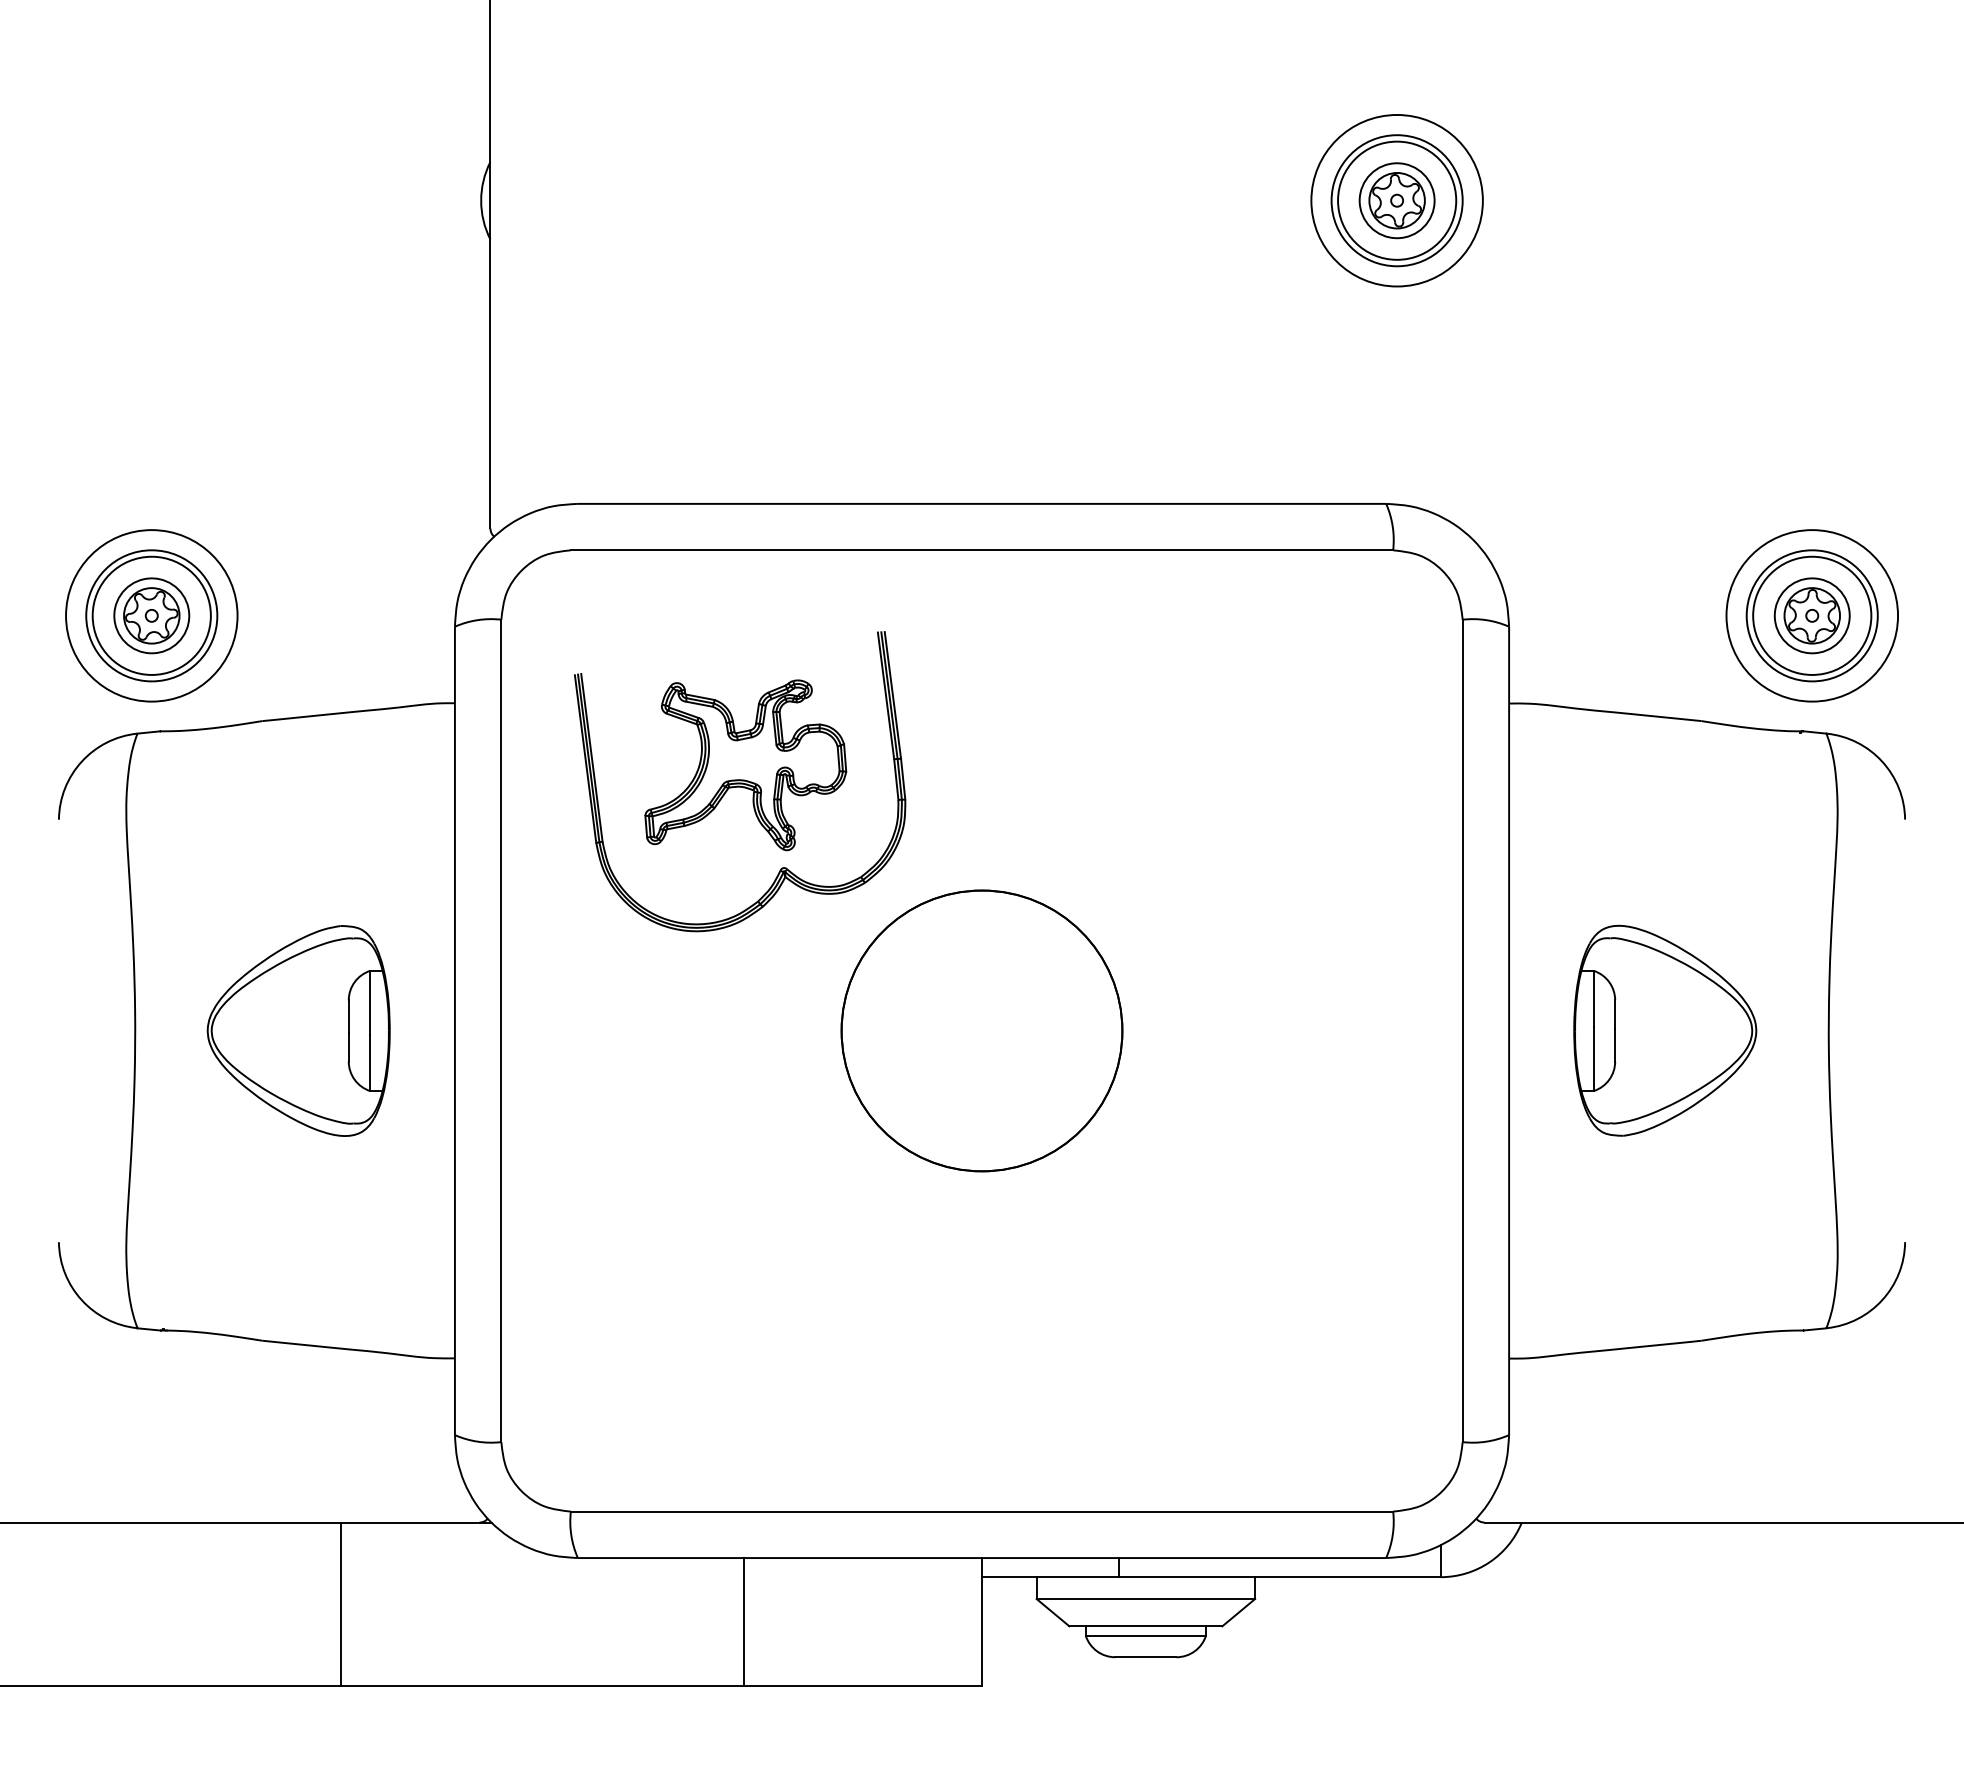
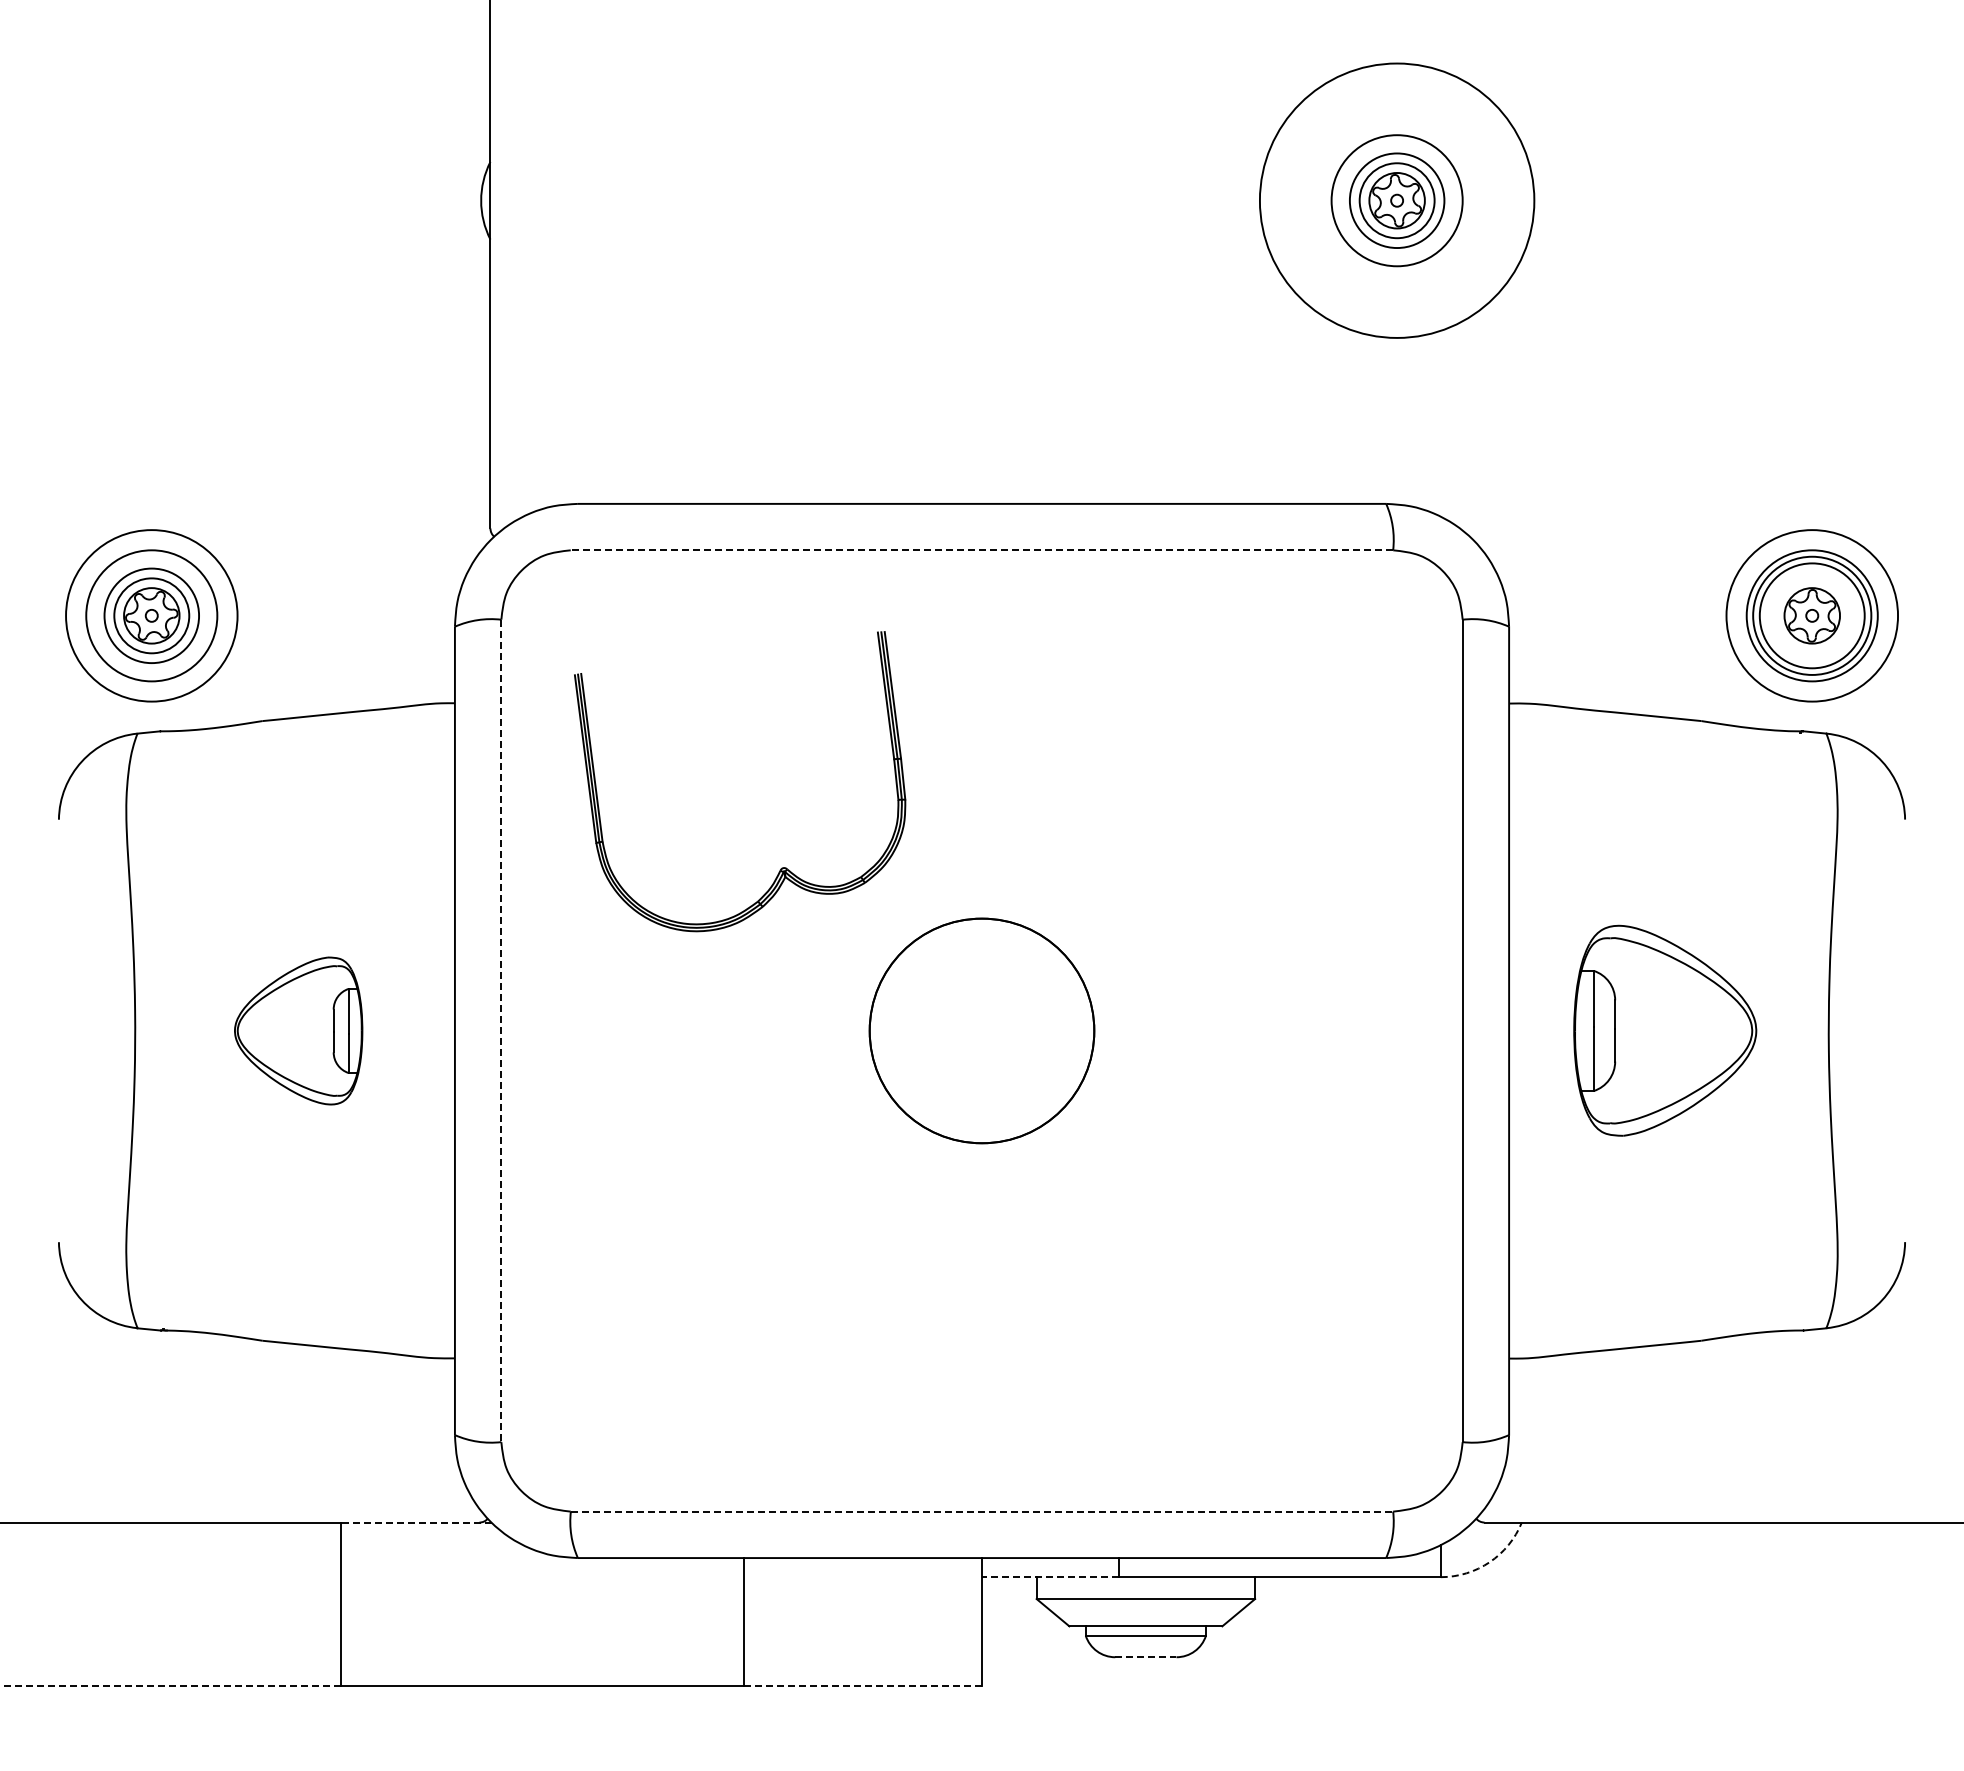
circle diameter: 172 px -> 274 px (1396, 200)
circle diameter: 118 px -> 95 px (1396, 200)
line: solid -> dashed (981, 550)
circle diameter: 118 px -> 95 px (151, 615)
circle diameter: 75 px -> 105 px (1811, 615)
part: present -> none (745, 765)
part size: 185x212 px -> 130x150 px (298, 1030)
part size: 284x284 px -> 228x228 px (981, 1030)
line: solid -> dashed (501, 1031)
line: solid -> dashed (982, 1511)
line: solid -> dashed (415, 1522)
arc: solid -> dashed (1489, 1562)
line: solid -> dashed (1049, 1577)
line: solid -> dashed (1145, 1657)
line: solid -> dashed (170, 1686)
line: solid -> dashed (863, 1686)
